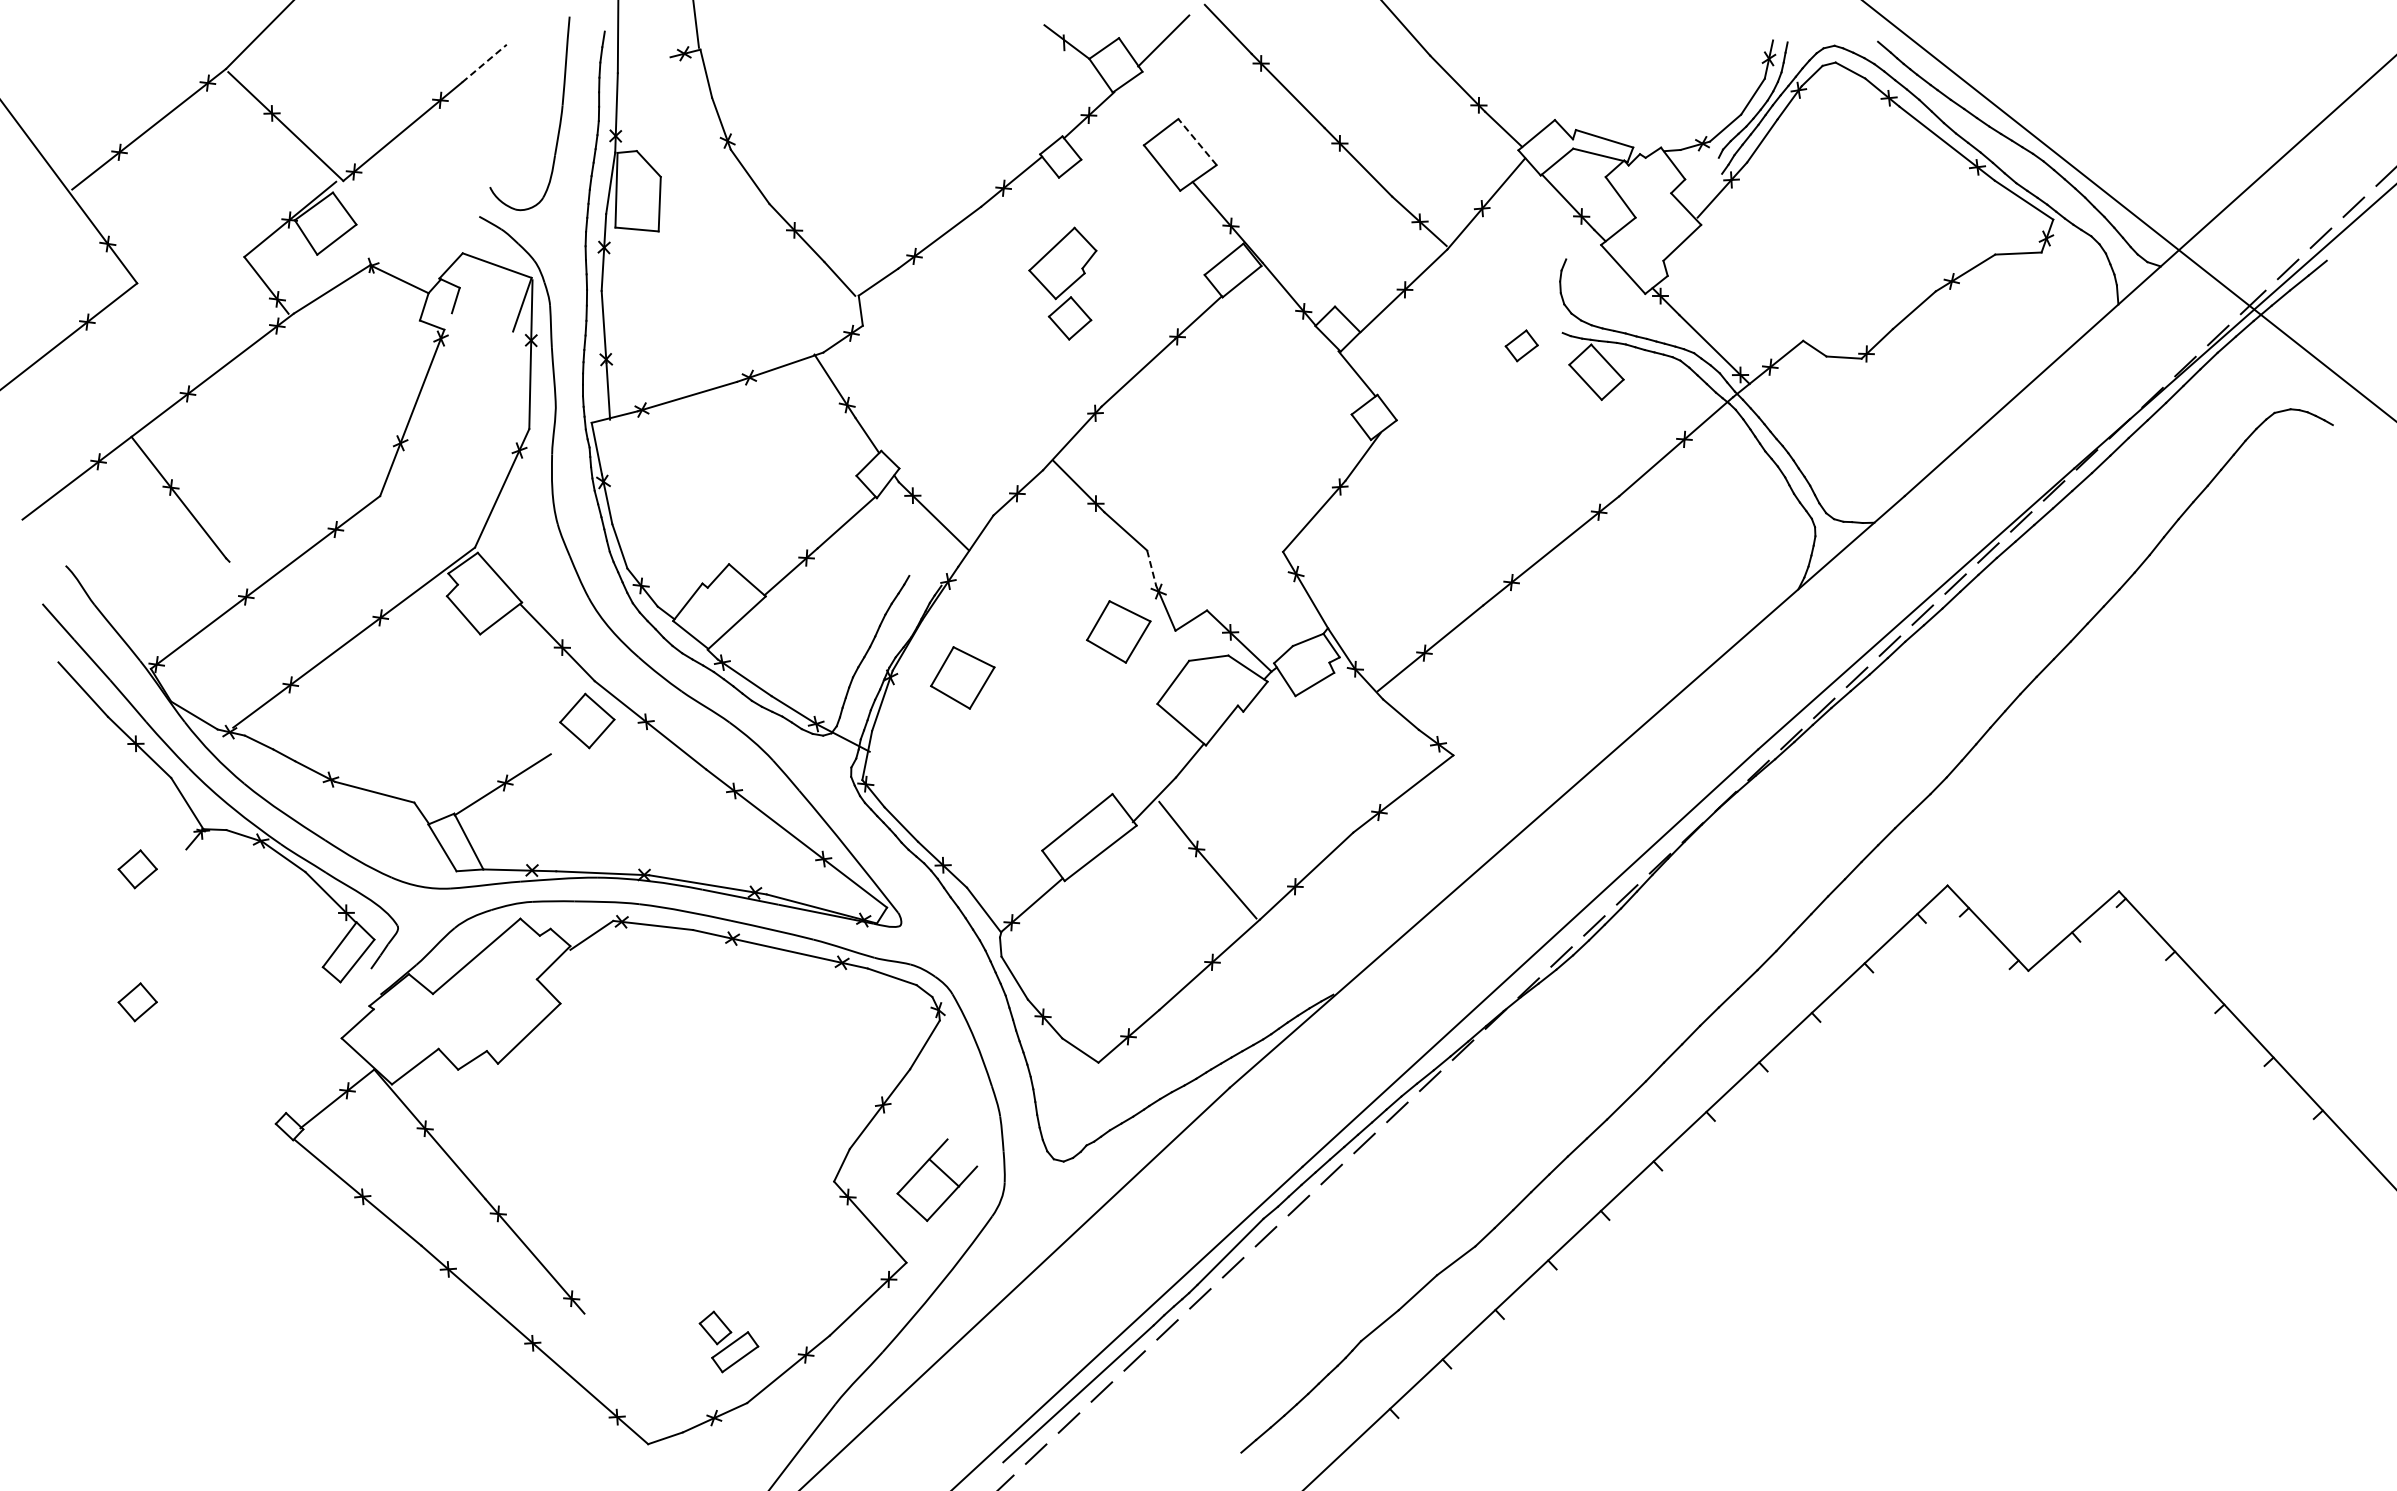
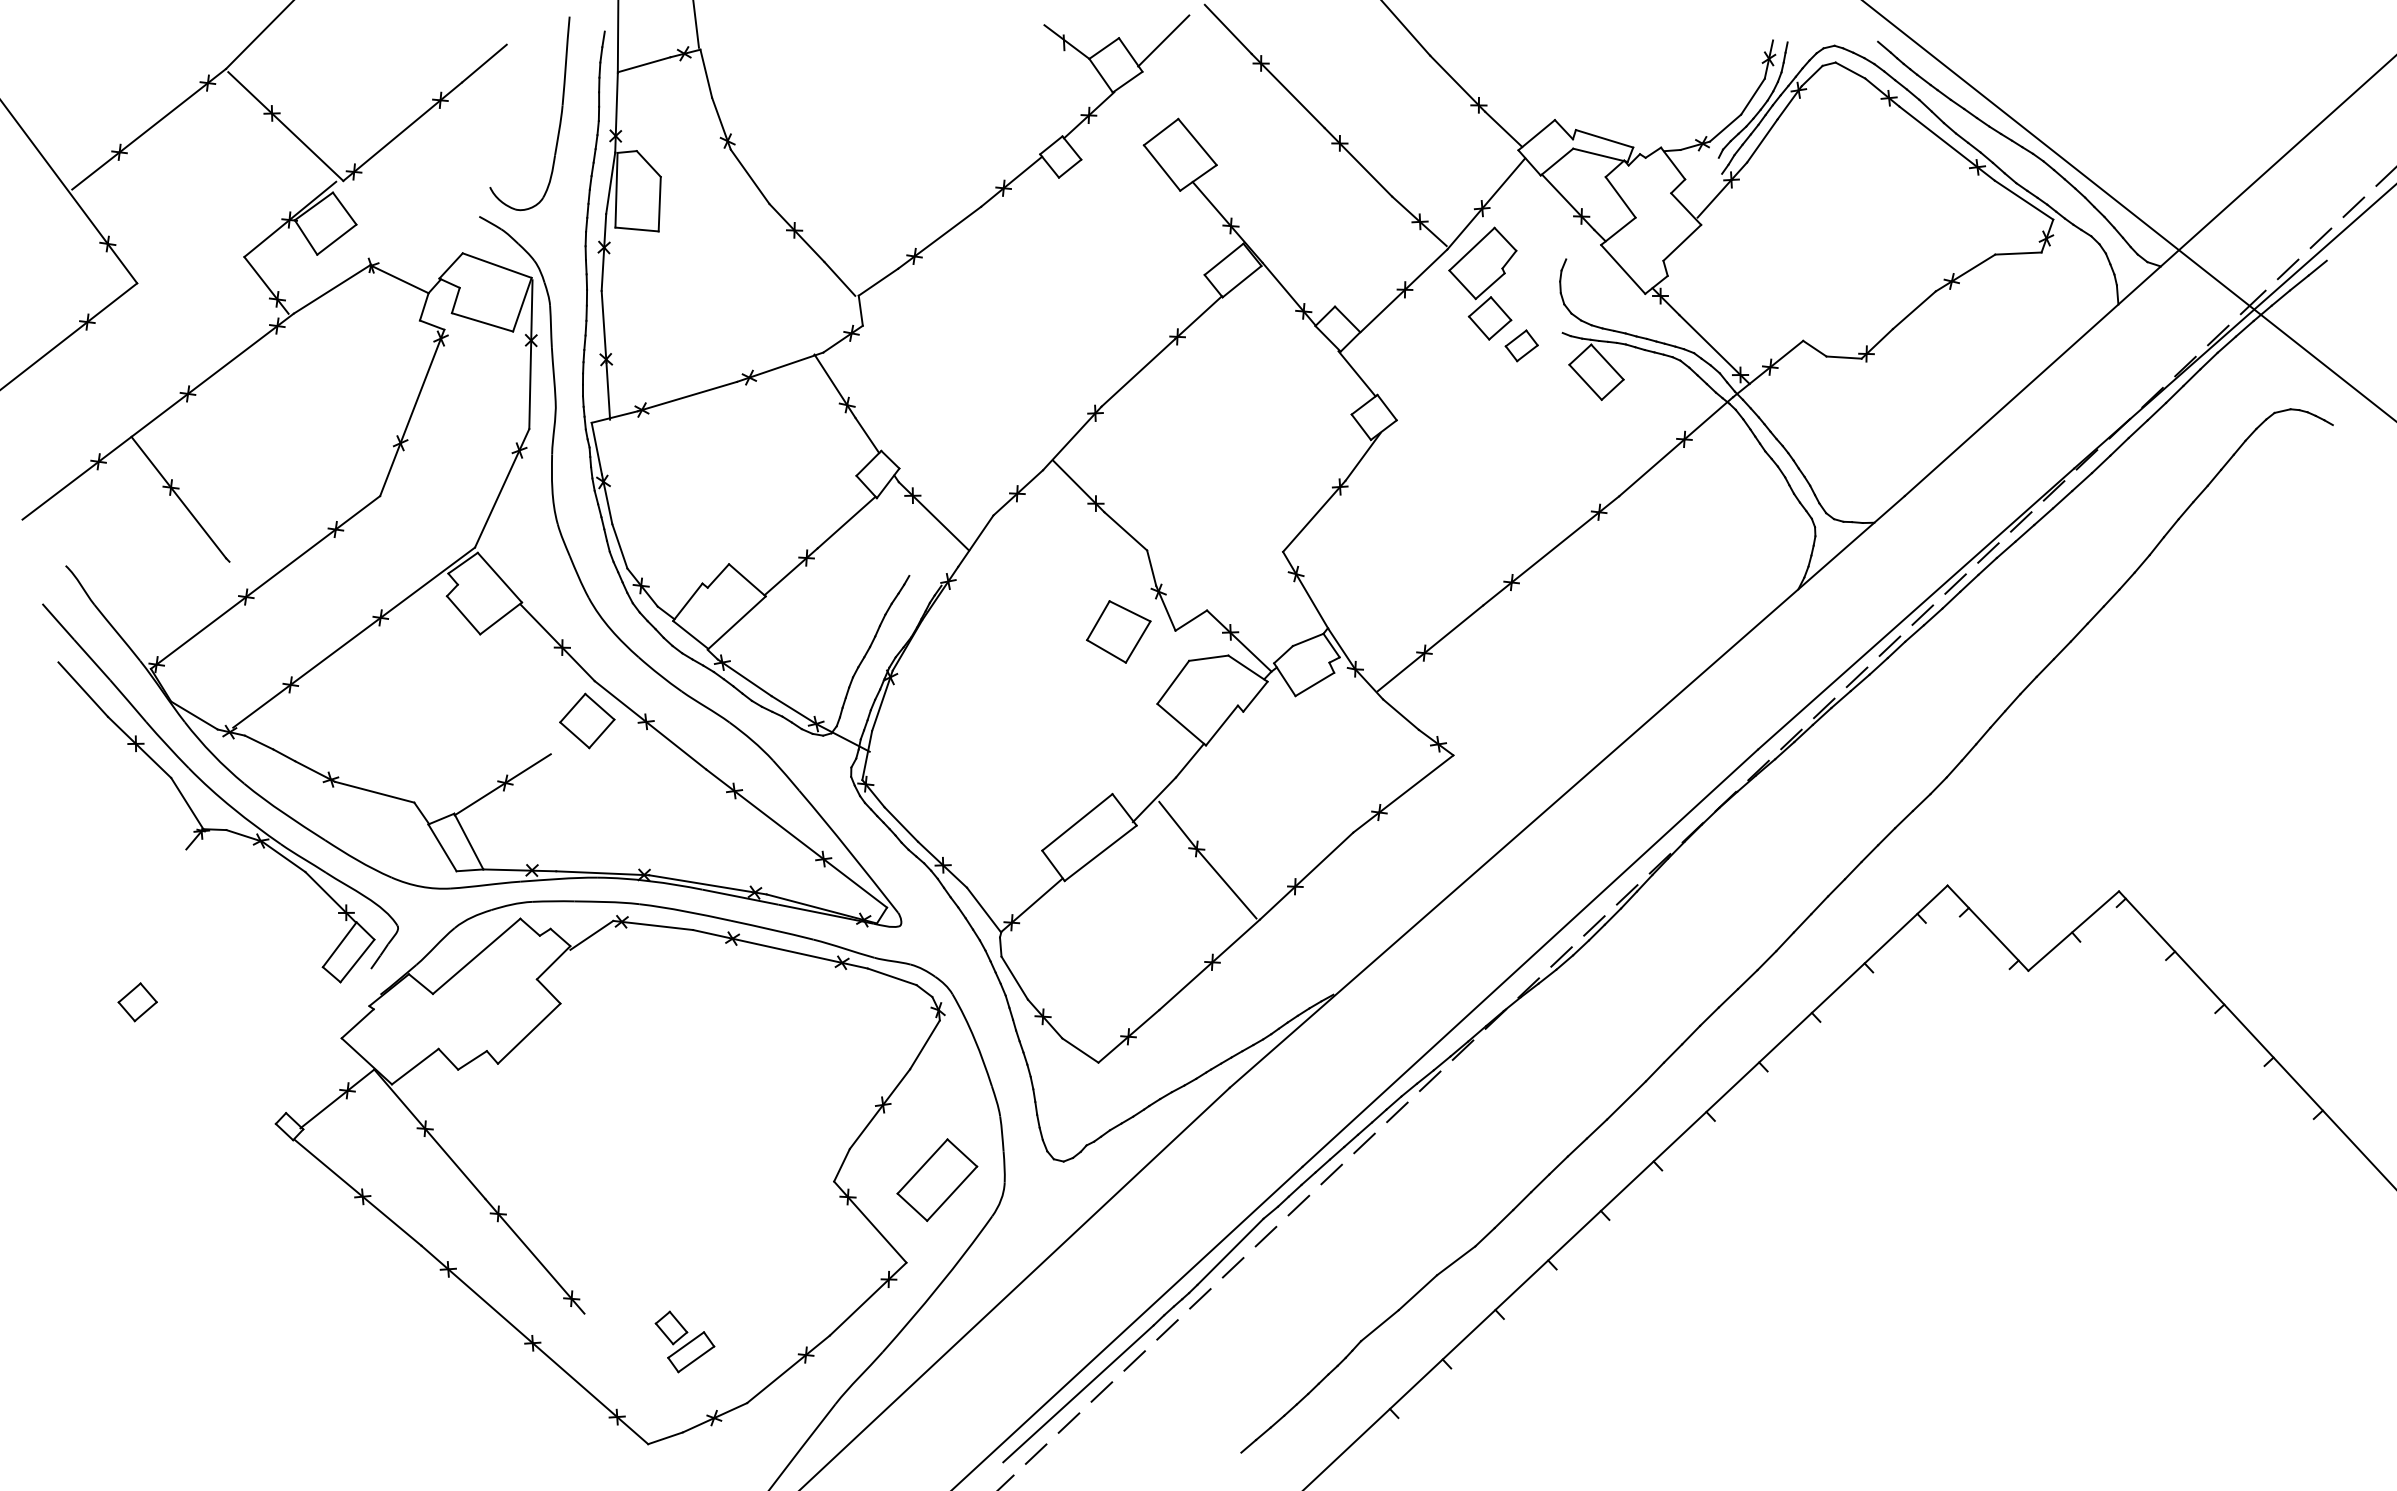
line: dashed -> solid (484, 63)
line: none -> present (644, 64)
line: dashed -> solid (1197, 142)
part position: (1062, 283) -> (1482, 283) (1482, 283)
line: none -> present (482, 322)
line: dashed -> solid (1151, 568)
part: present -> none (962, 677)
part: present -> none (137, 869)
line position: (944, 1172) -> (962, 1152) (962, 1152)
part position: (728, 1341) -> (684, 1341) (684, 1341)
